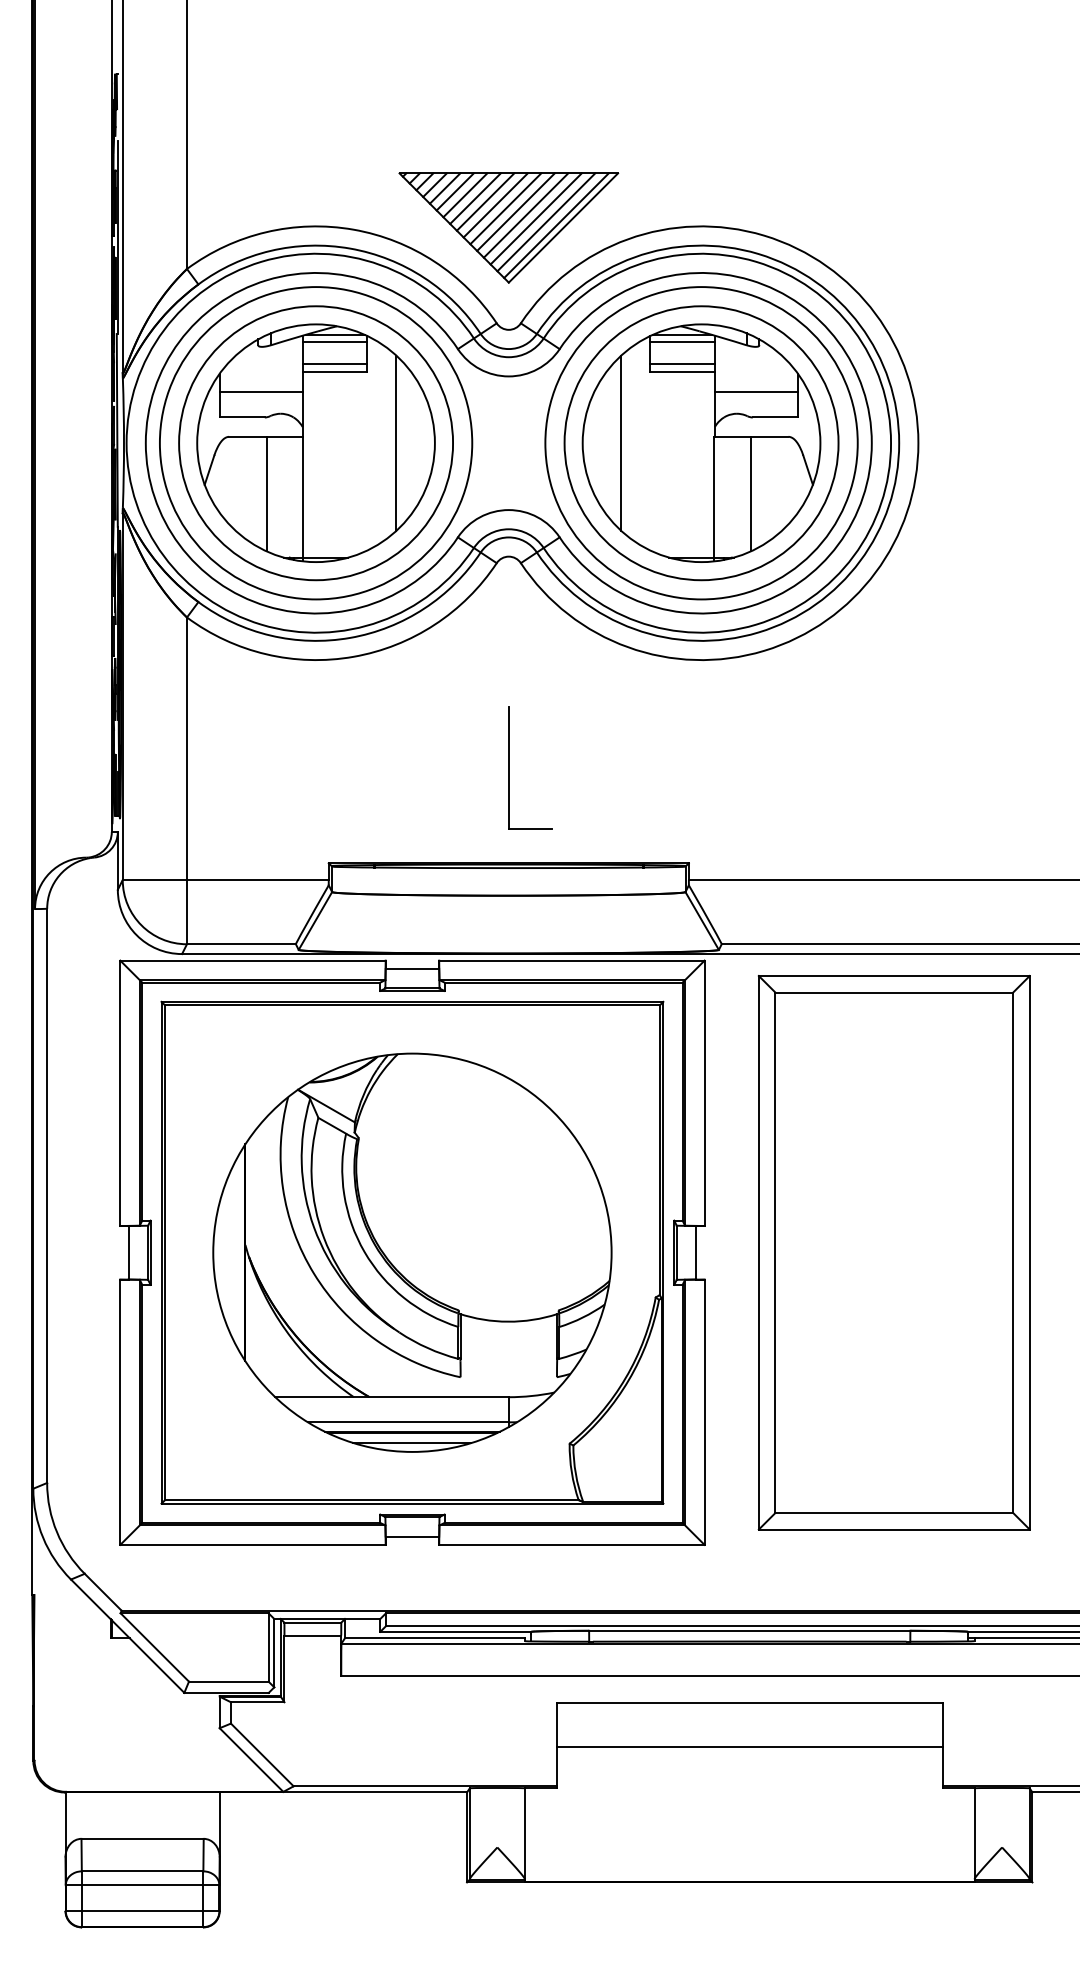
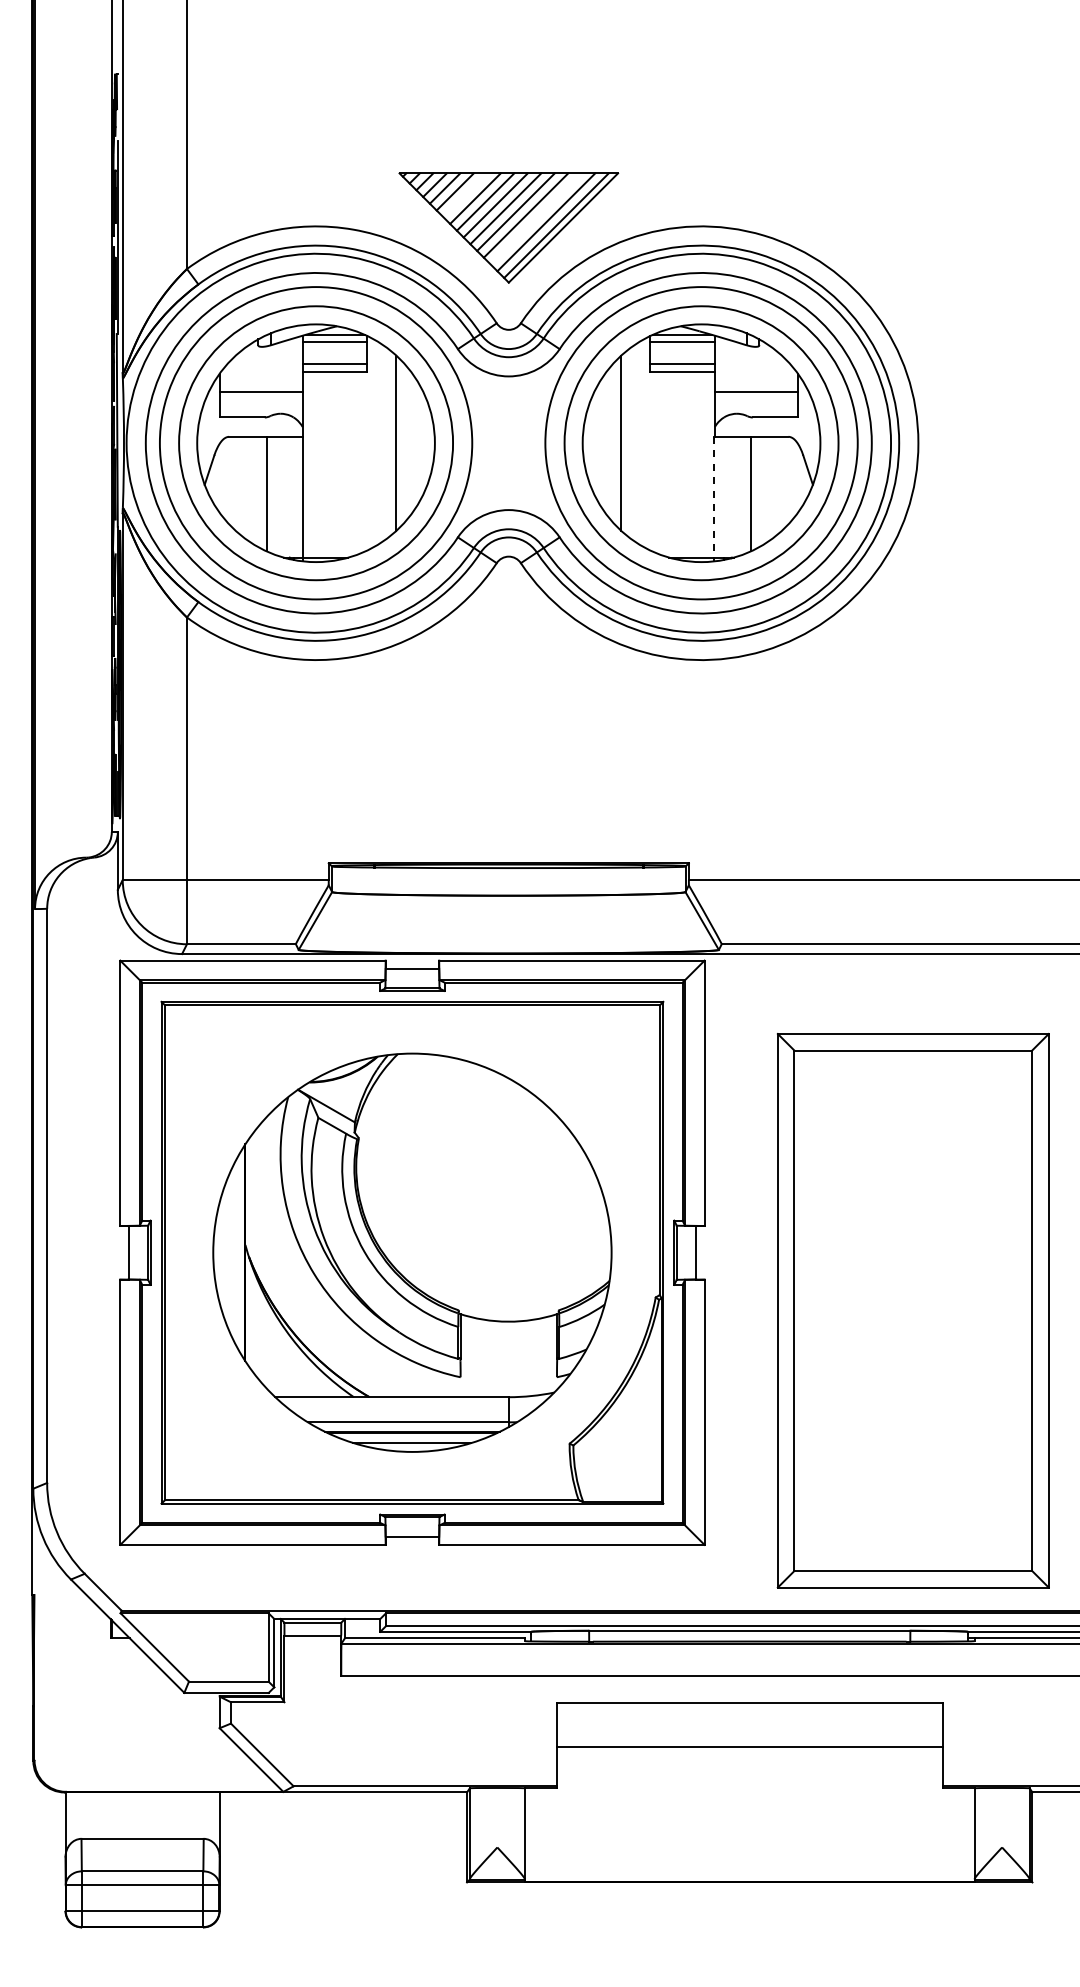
line: present -> none (465, 195)
line: present -> none (535, 218)
line: solid -> dashed (714, 497)
part: present -> none (509, 767)
part position: (893, 1252) -> (912, 1310) (912, 1310)
